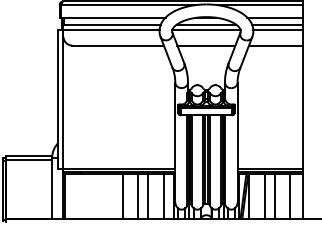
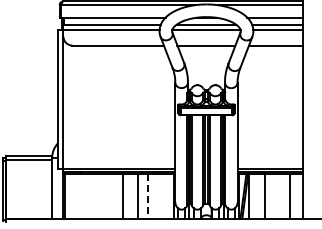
line: present -> none (163, 196)
line: present -> none (274, 196)
line: solid -> dashed (148, 197)
